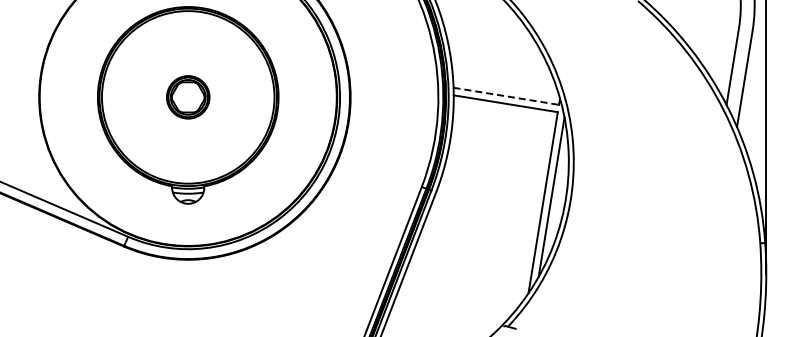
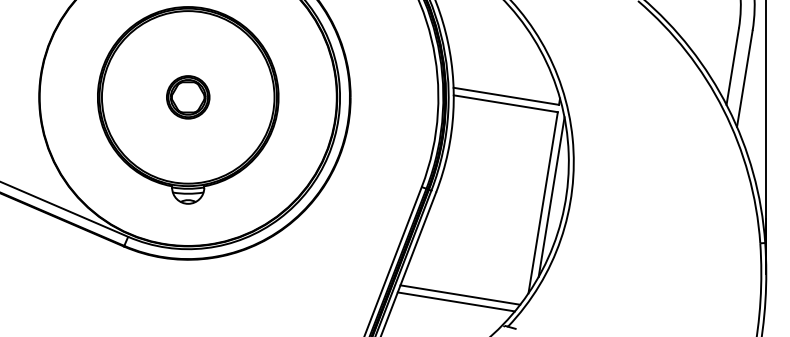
line: dashed -> solid (506, 96)
line: none -> present (460, 294)
line: none -> present (455, 301)
